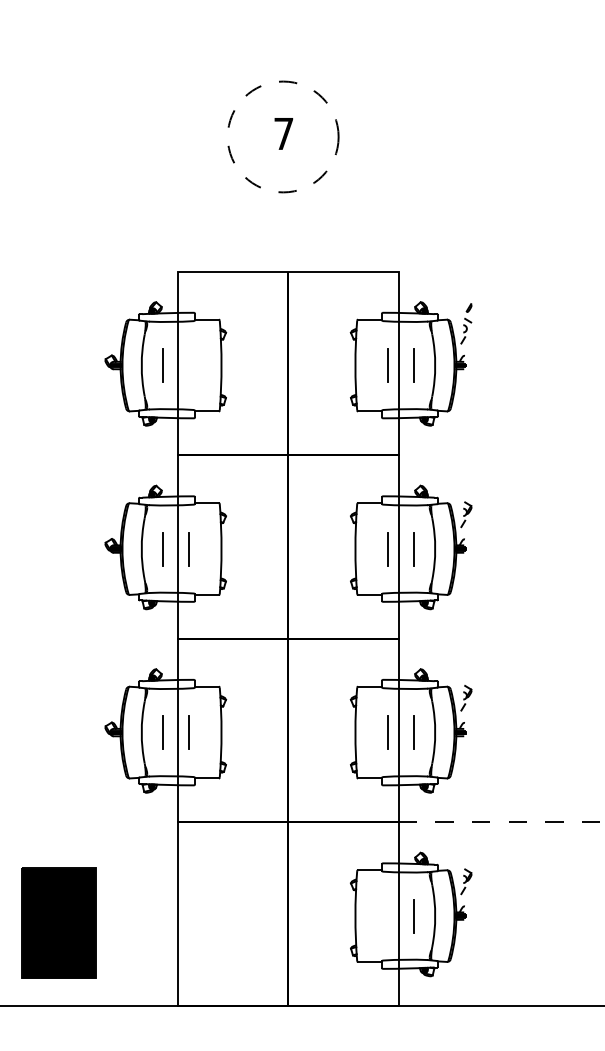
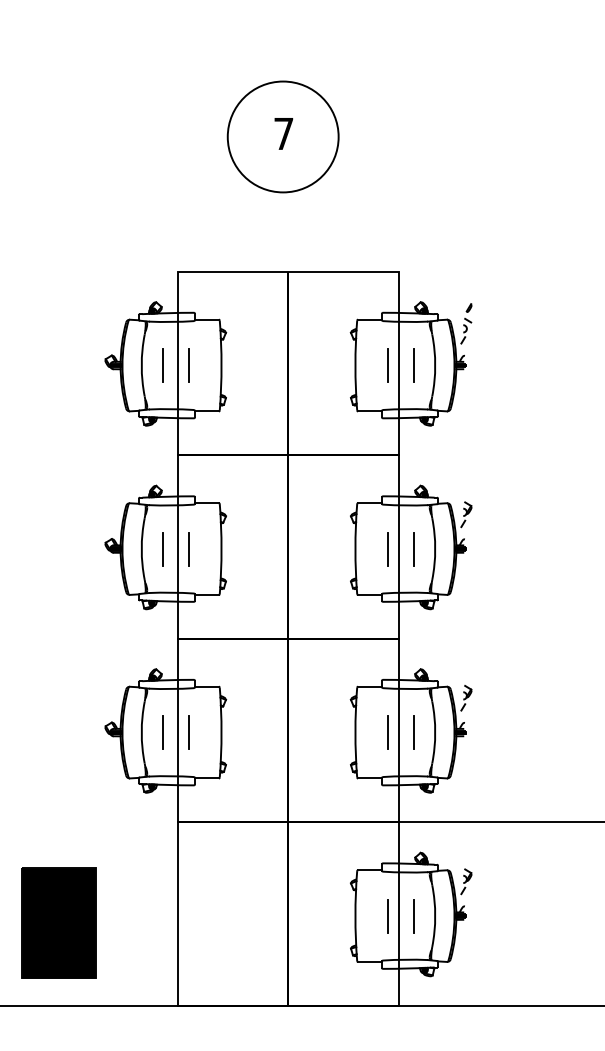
circle: dashed -> solid (282, 136)
line: none -> present (188, 365)
line: dashed -> solid (501, 822)
line: none -> present (388, 915)
